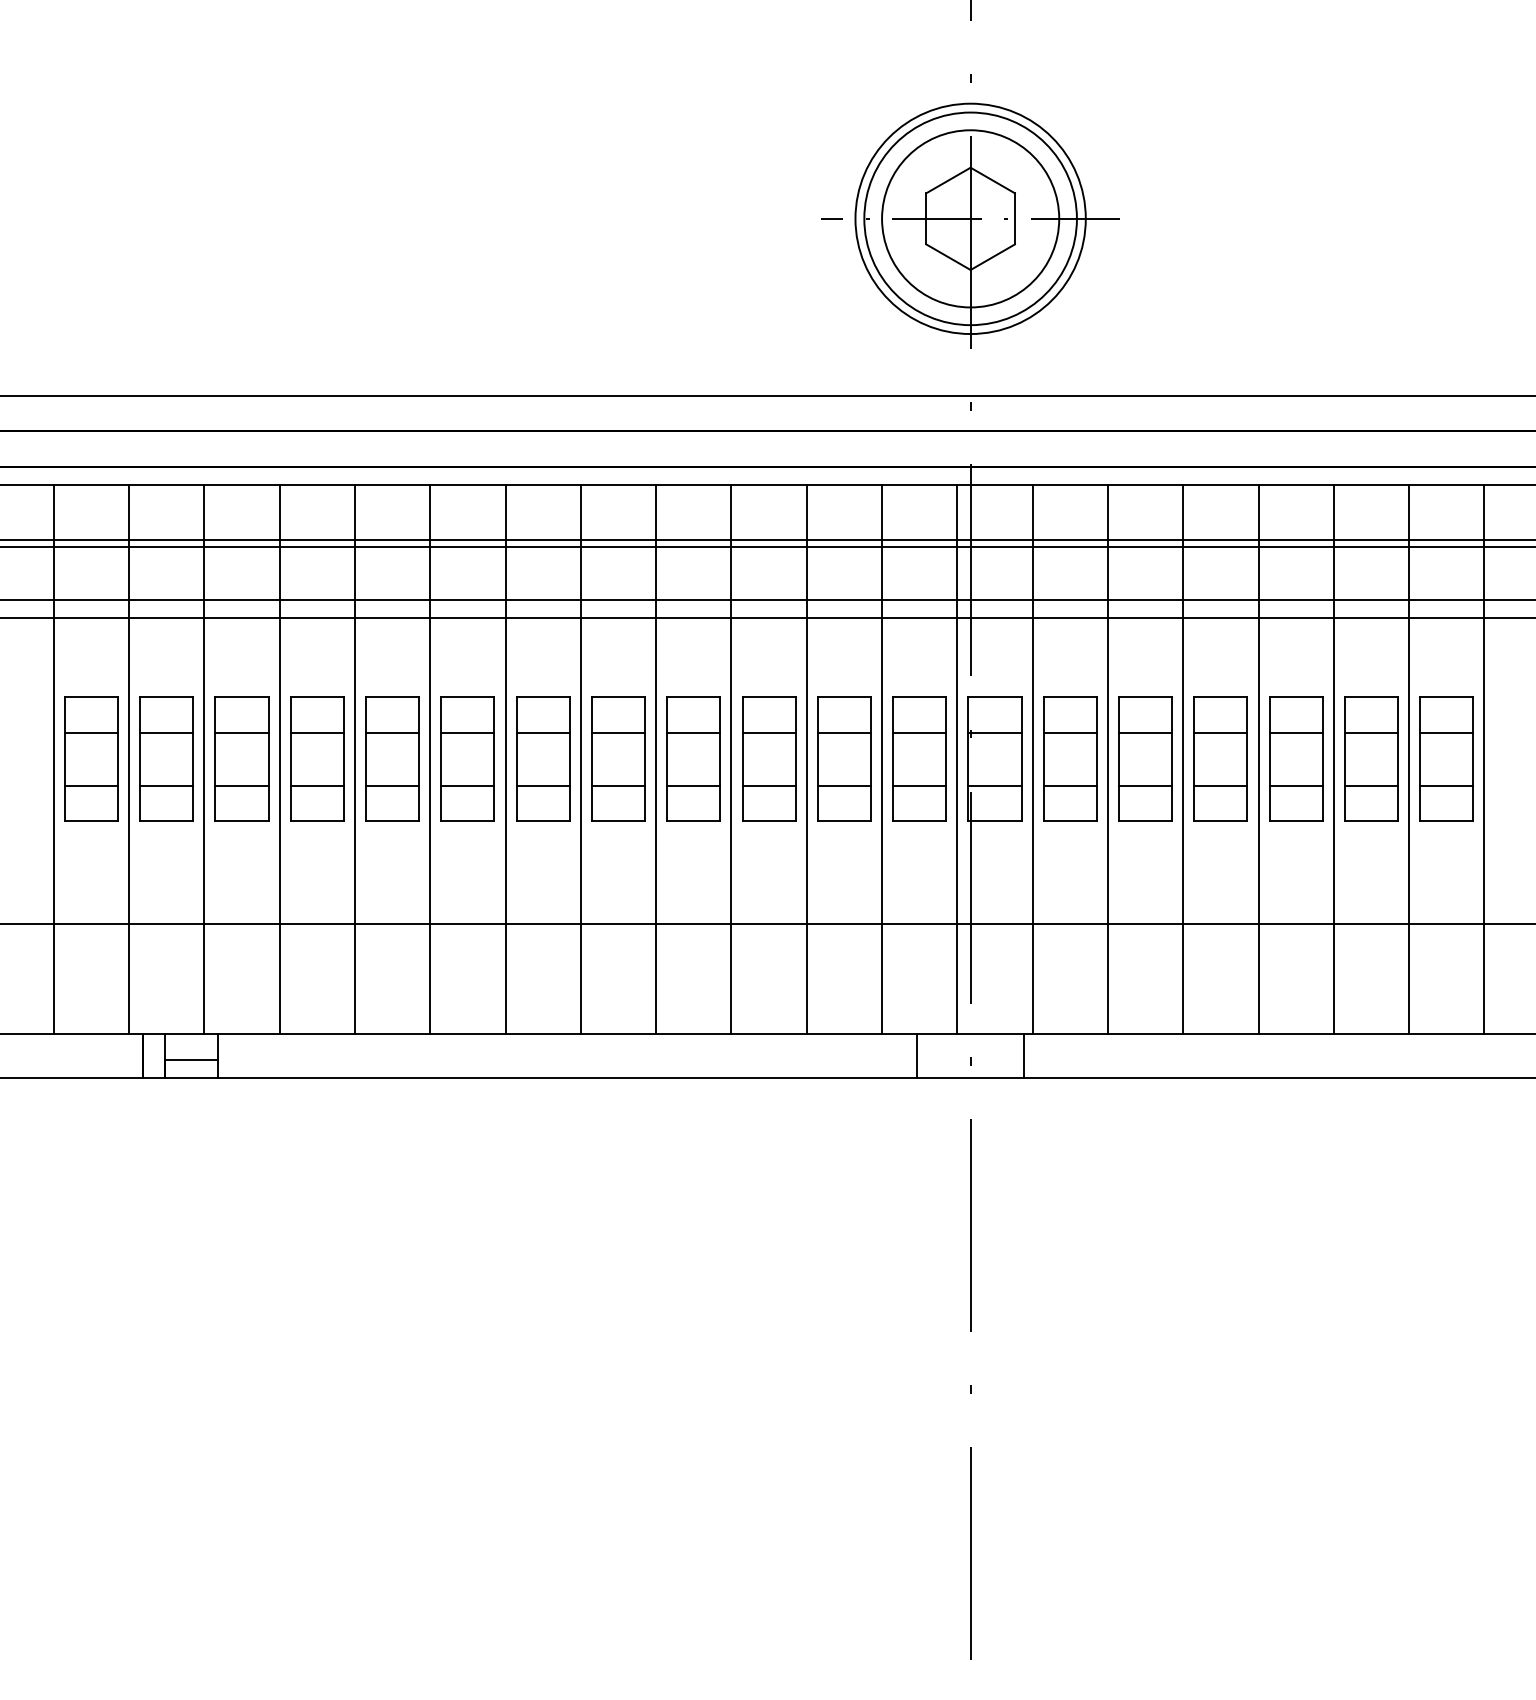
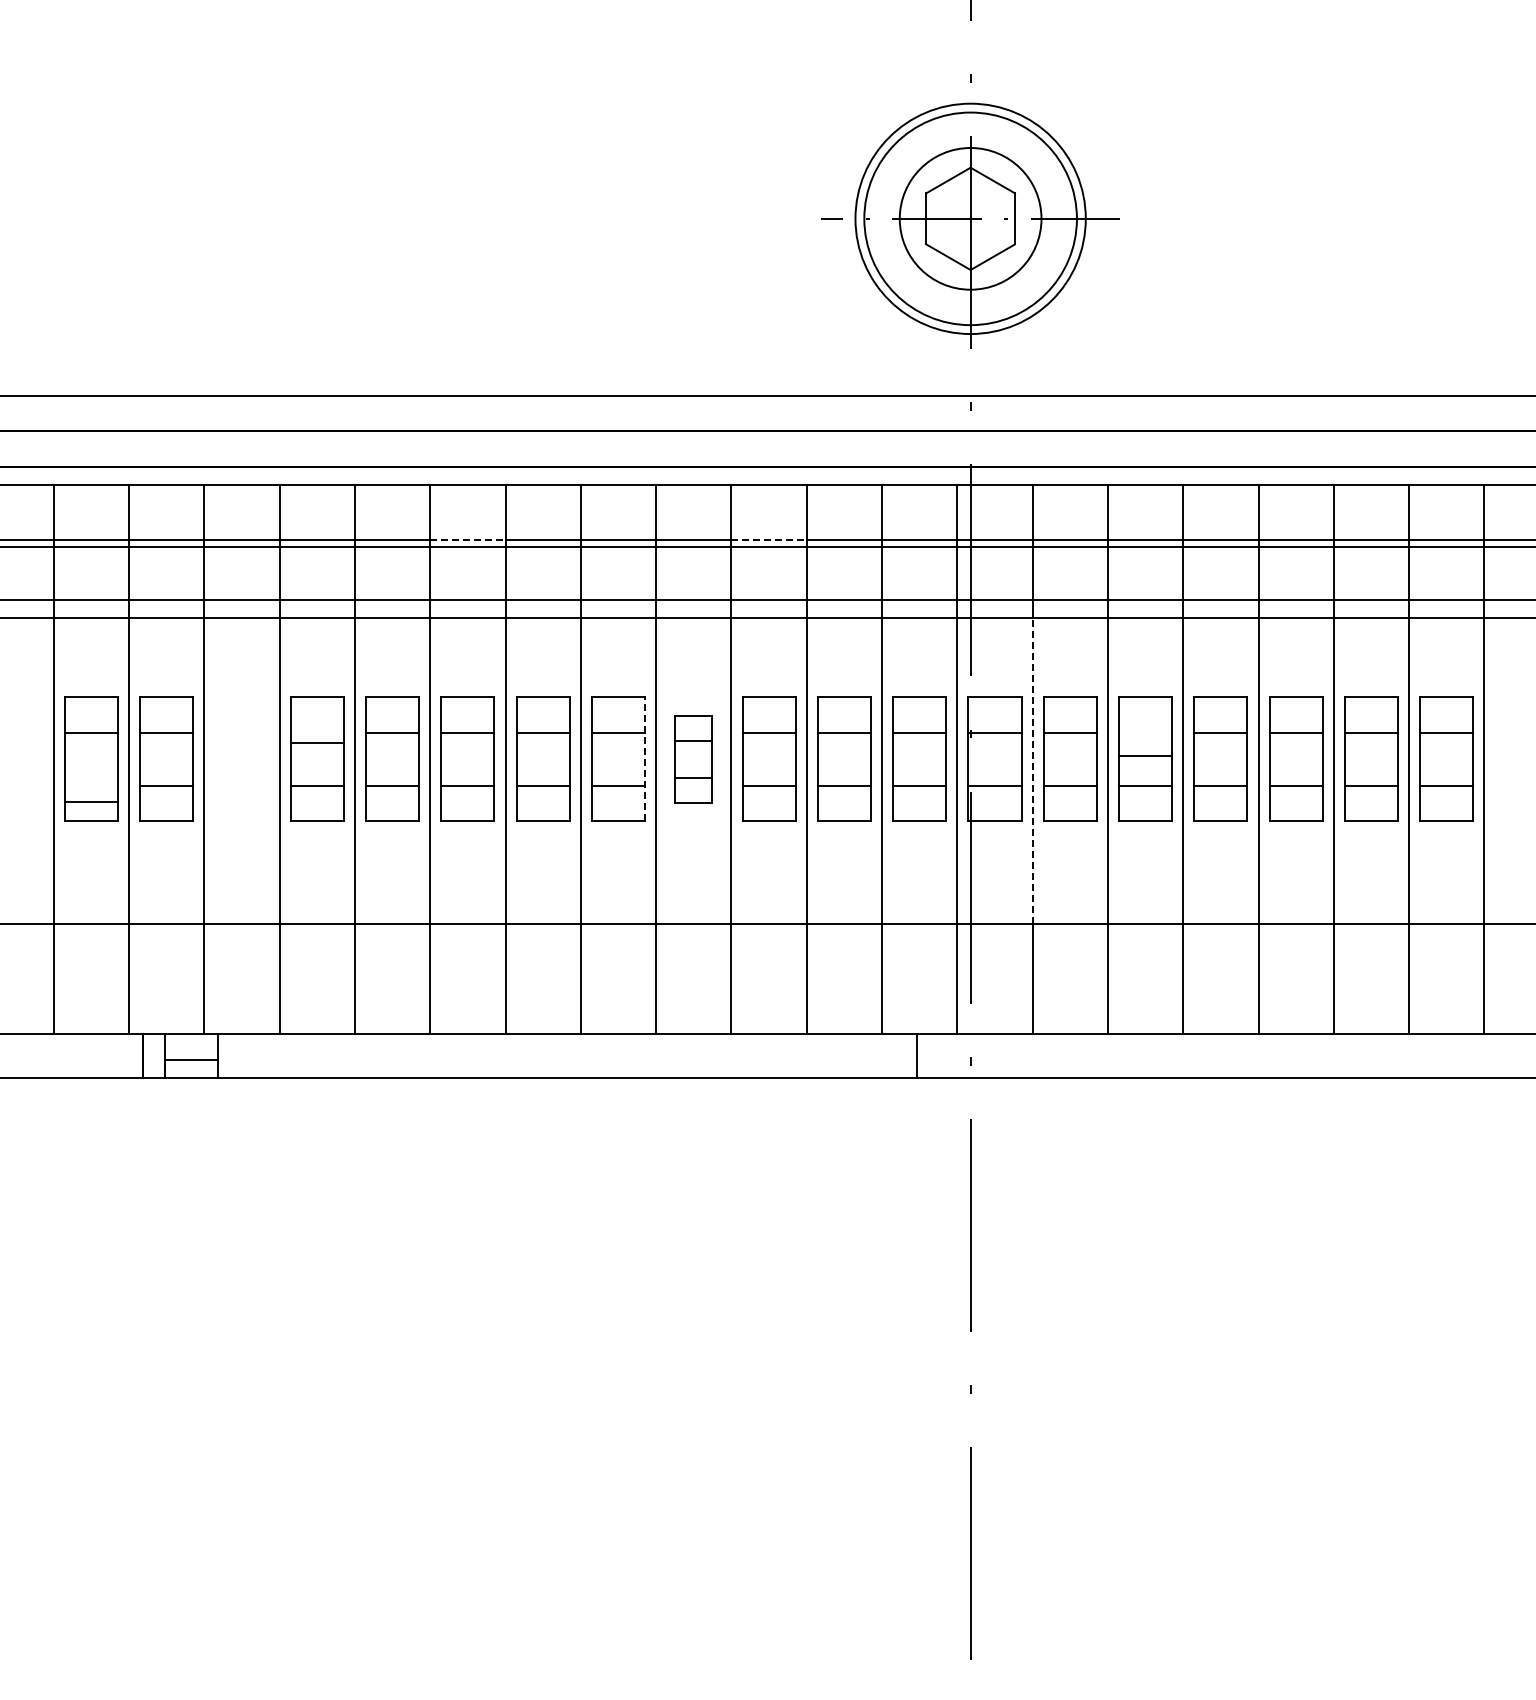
circle diameter: 177 px -> 142 px (970, 218)
line: solid -> dashed (467, 539)
line: solid -> dashed (769, 539)
line position: (316, 732) -> (316, 742) (316, 742)
line position: (1145, 732) -> (1145, 755) (1145, 755)
part: present -> none (241, 758)
line: solid -> dashed (645, 758)
part size: 55x126 px -> 39x89 px (693, 759)
line: solid -> dashed (1032, 770)
line position: (90, 785) -> (90, 801) (90, 801)
line: present -> none (1023, 1055)
